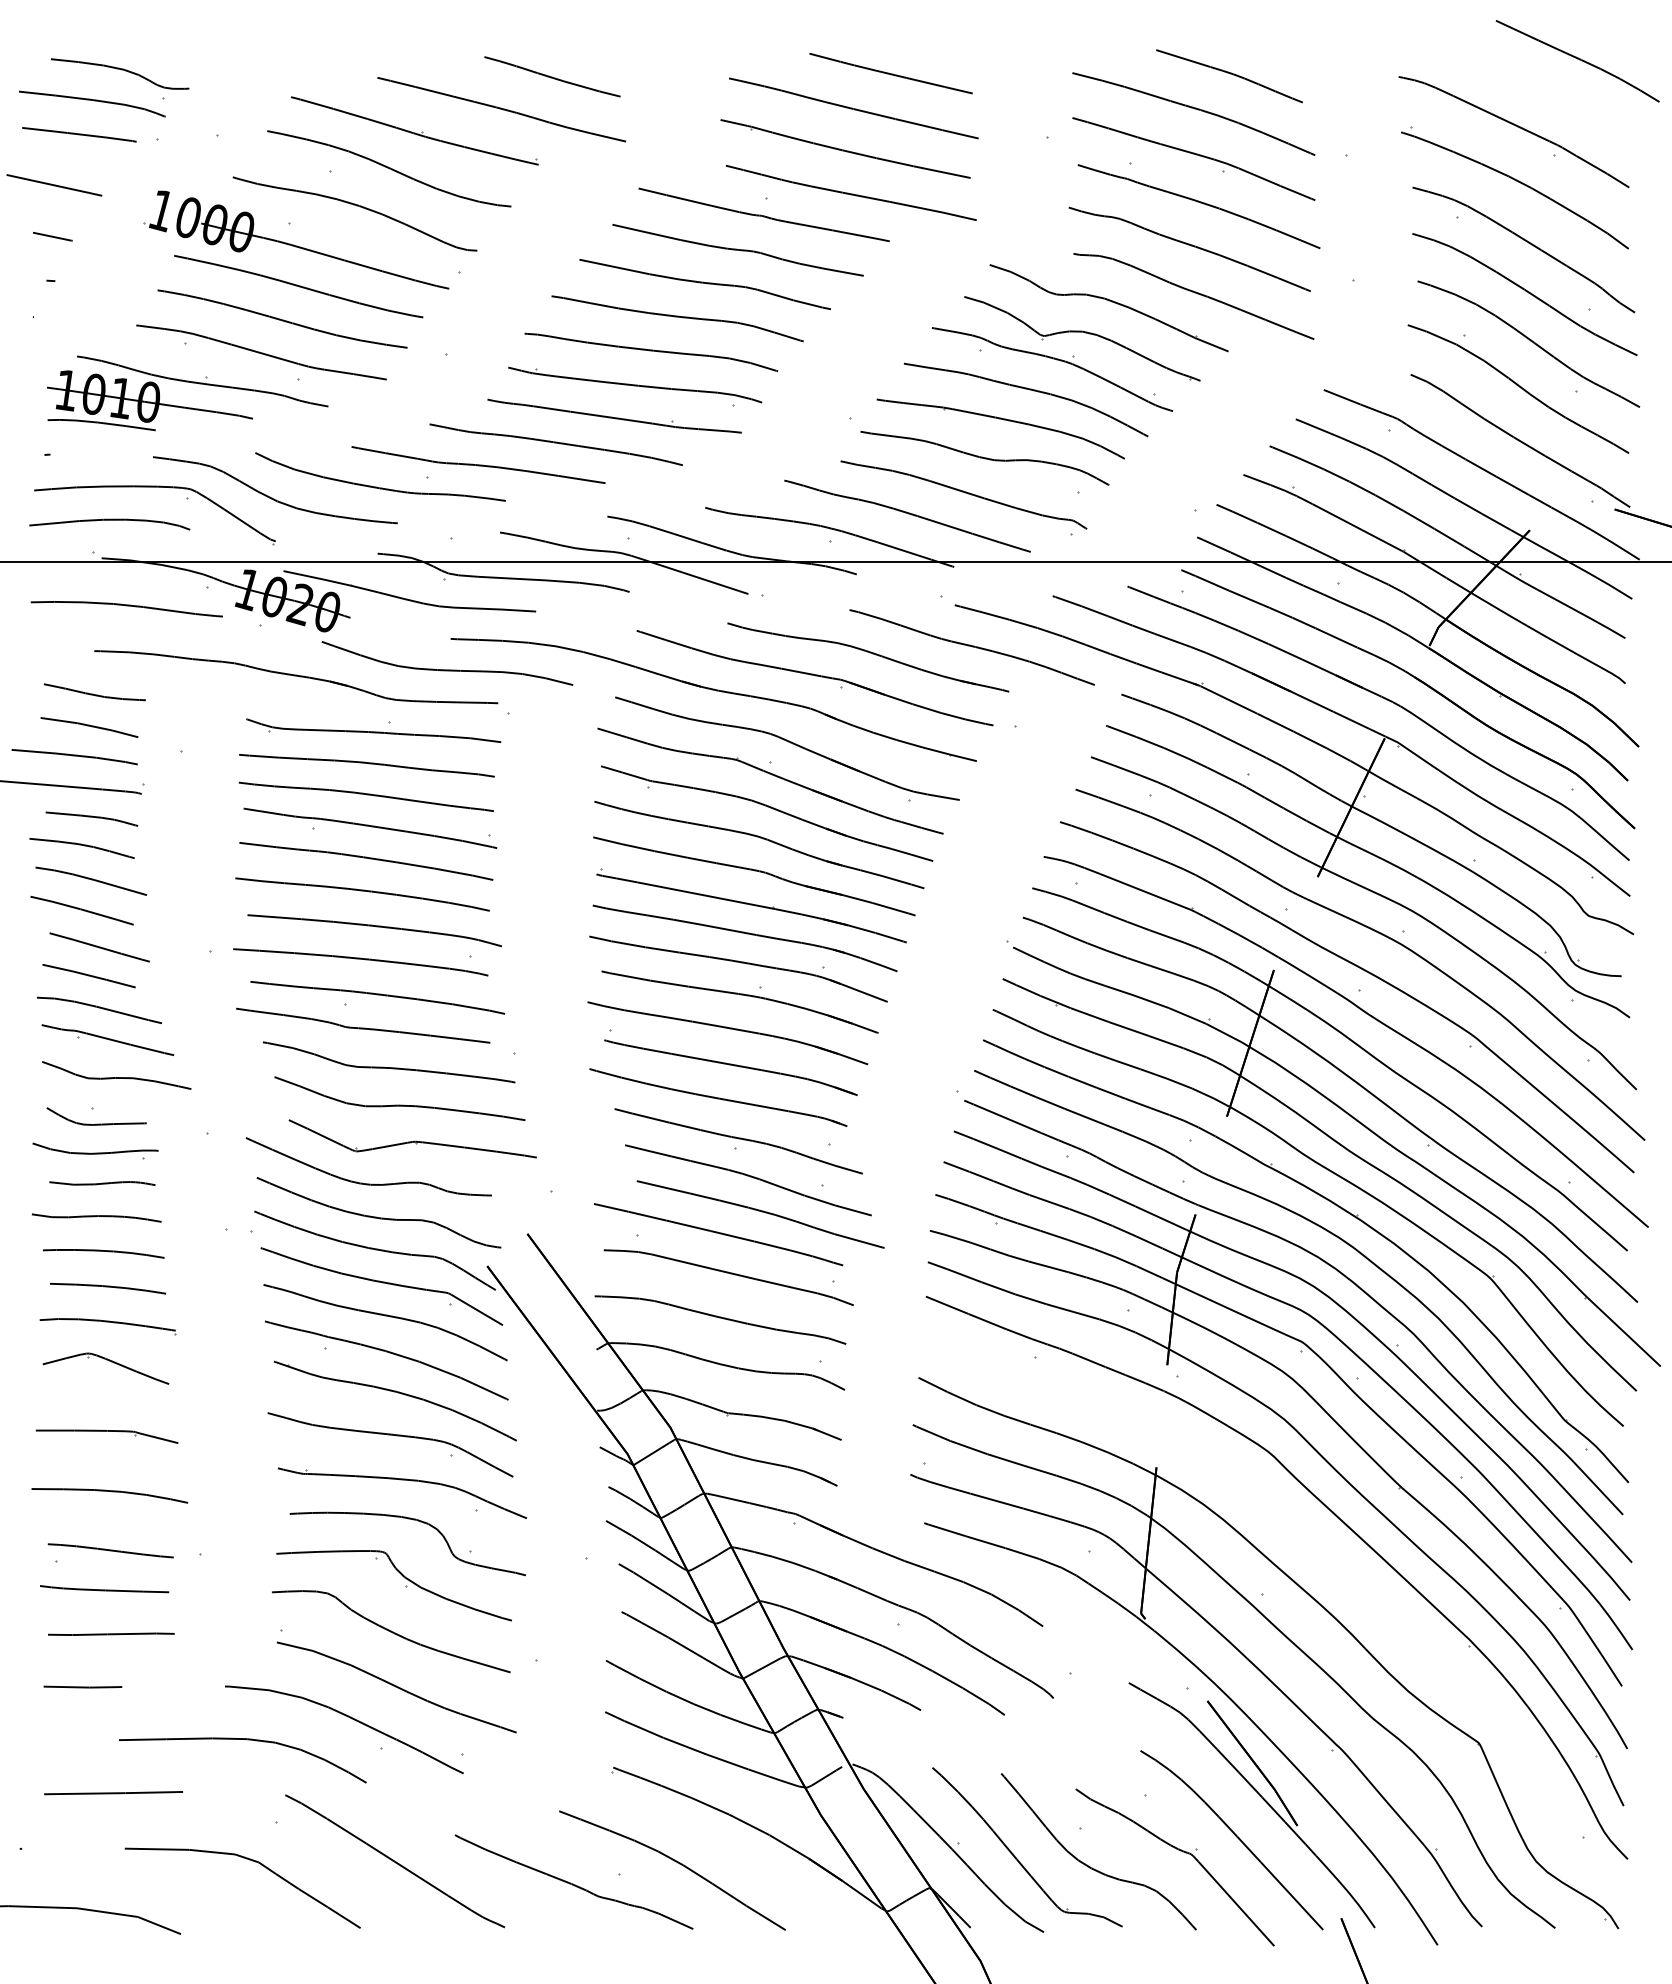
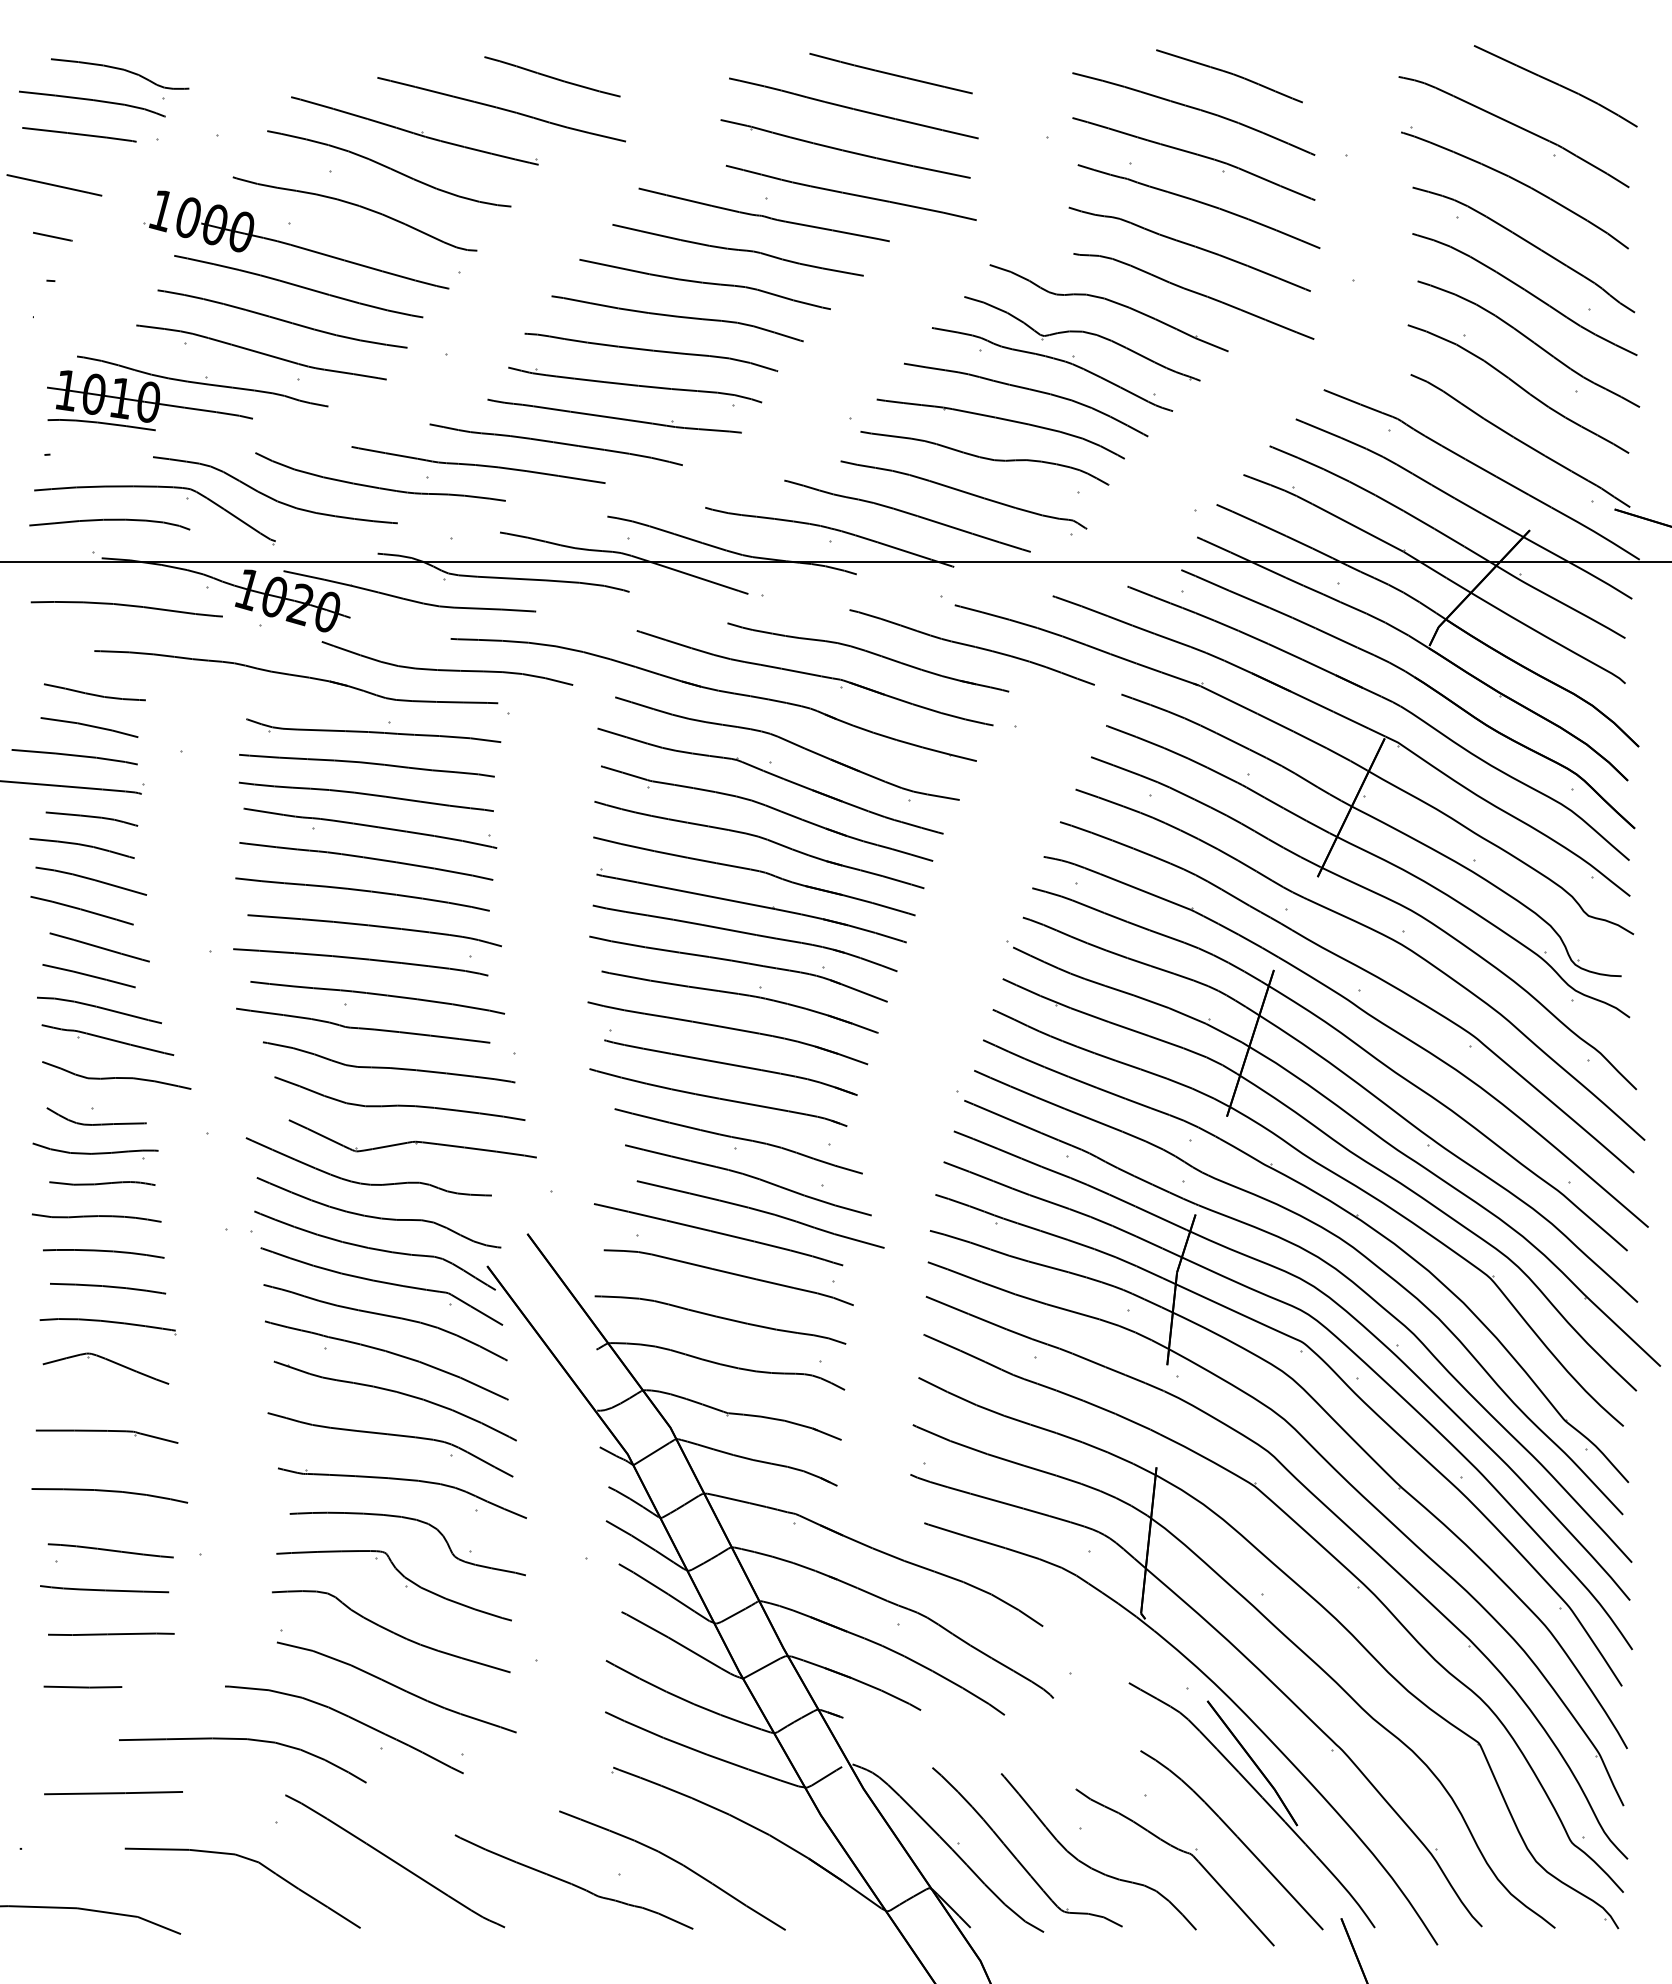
curve position: (1577, 59) -> (1555, 84) (1555, 84)
part: none -> present (1330, 1555)
